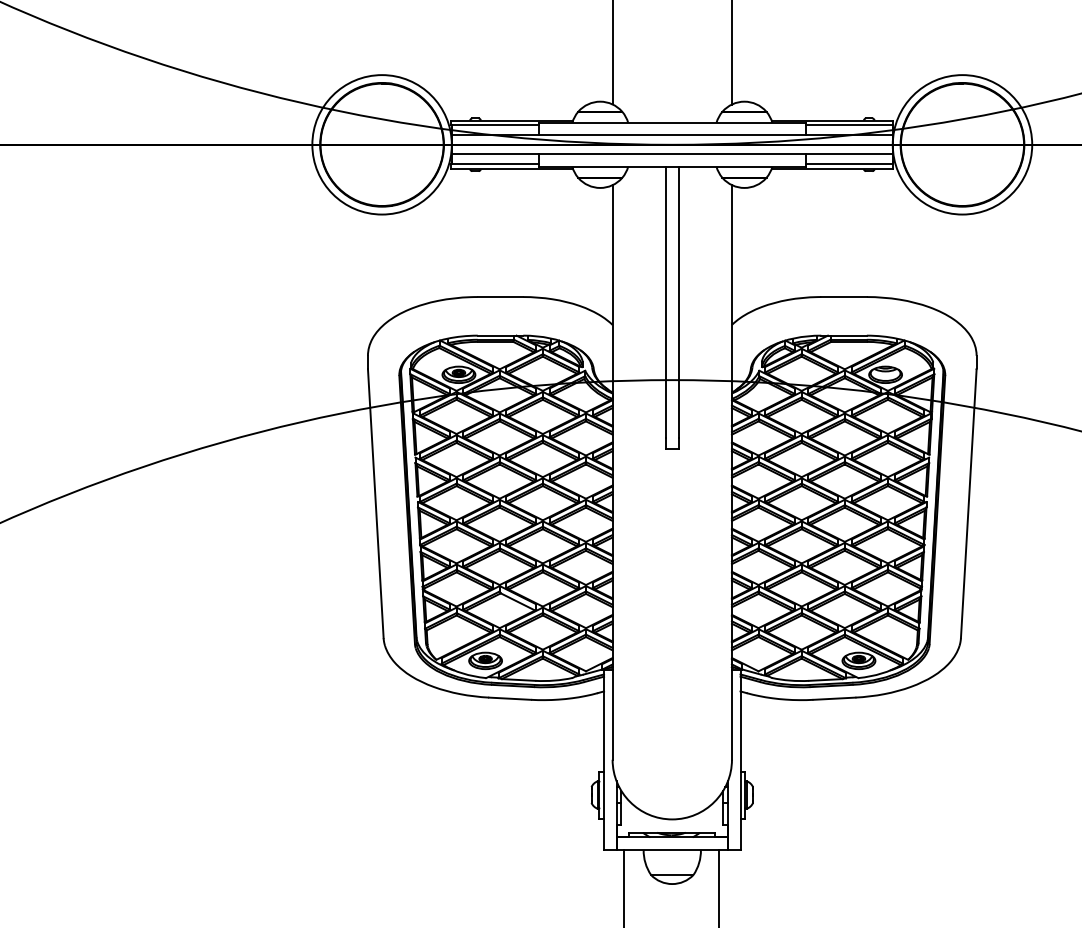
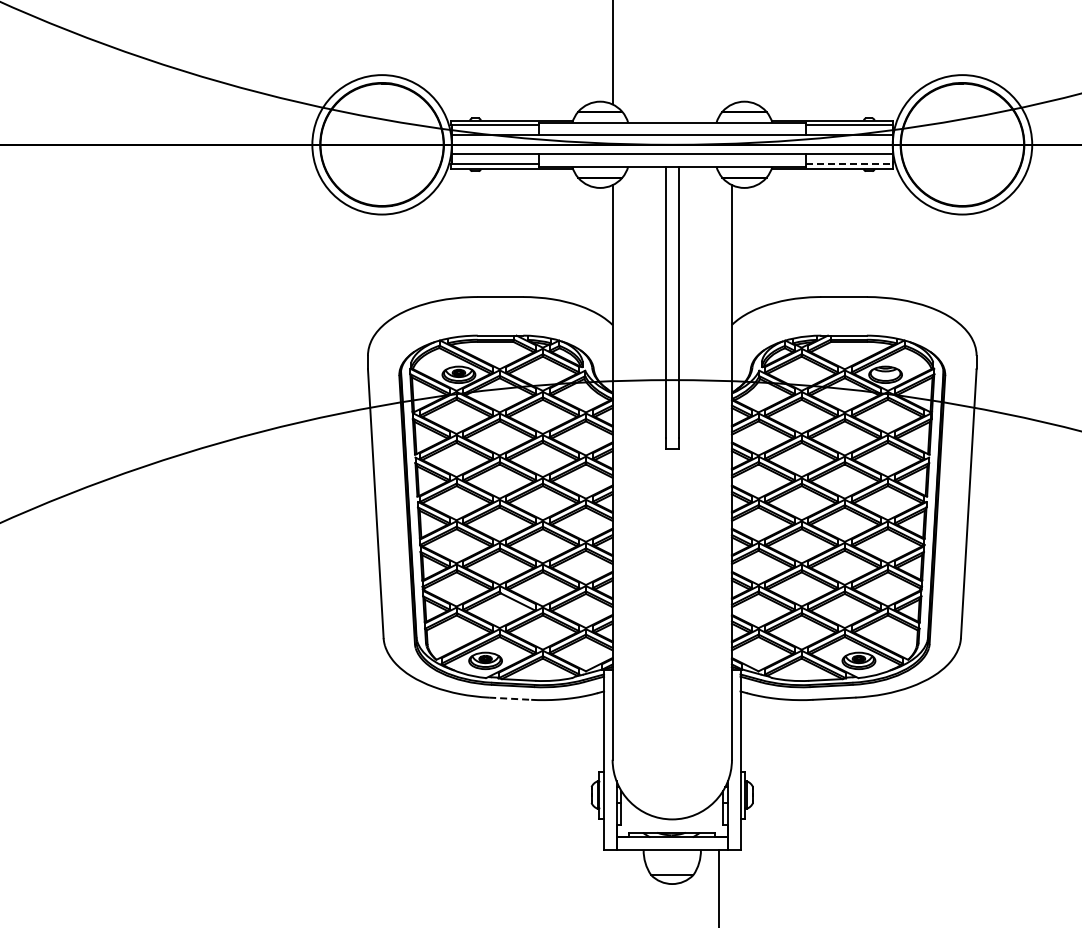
line: present -> none (731, 53)
line: solid -> dashed (849, 164)
line: solid -> dashed (510, 698)
line: present -> none (624, 886)
